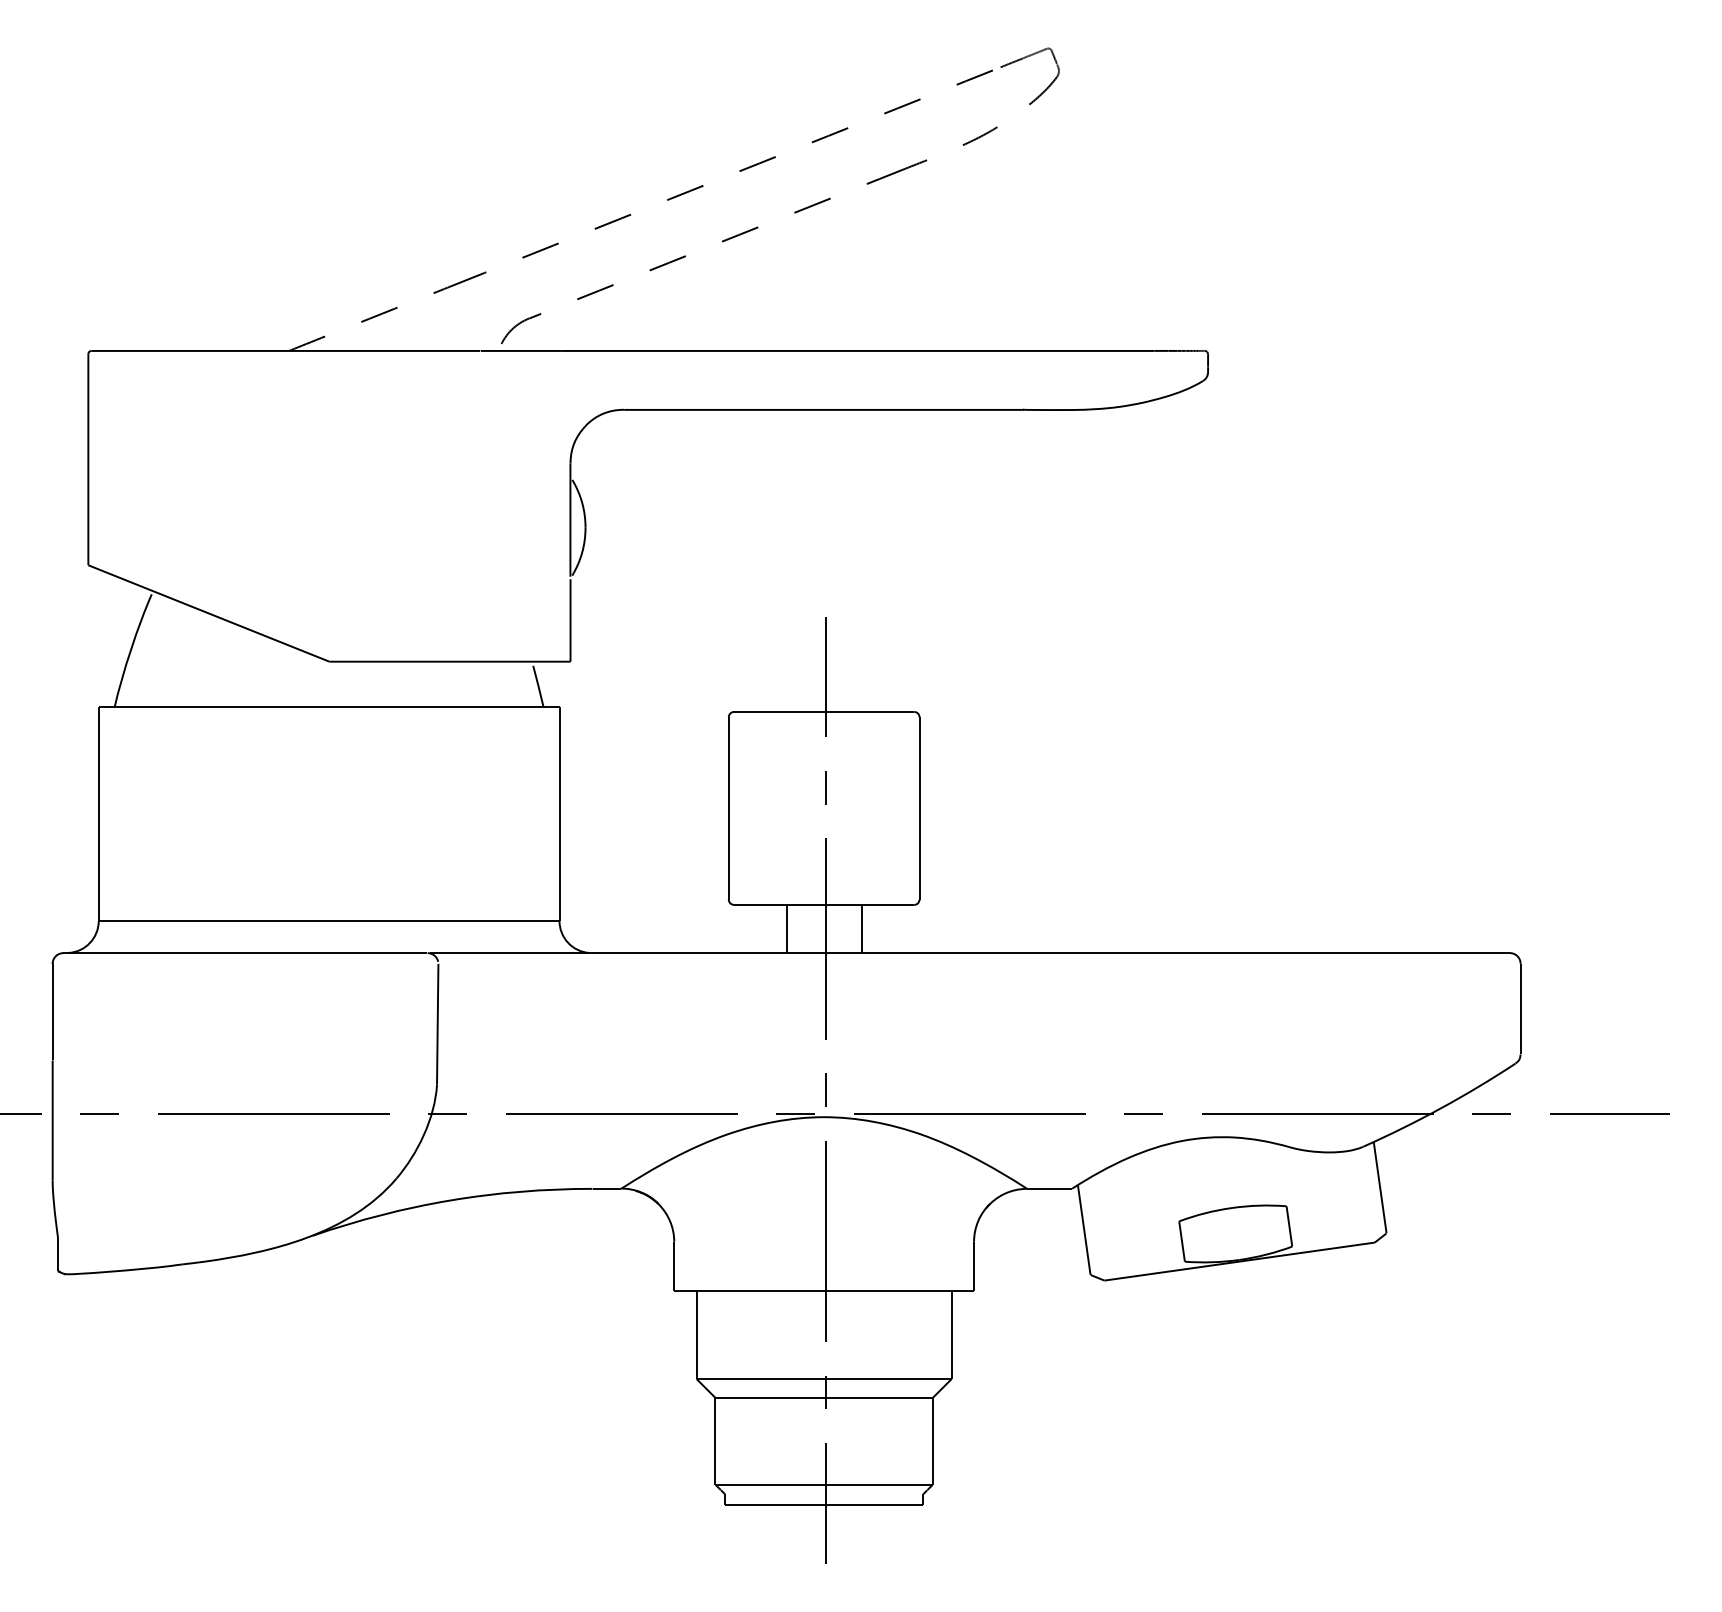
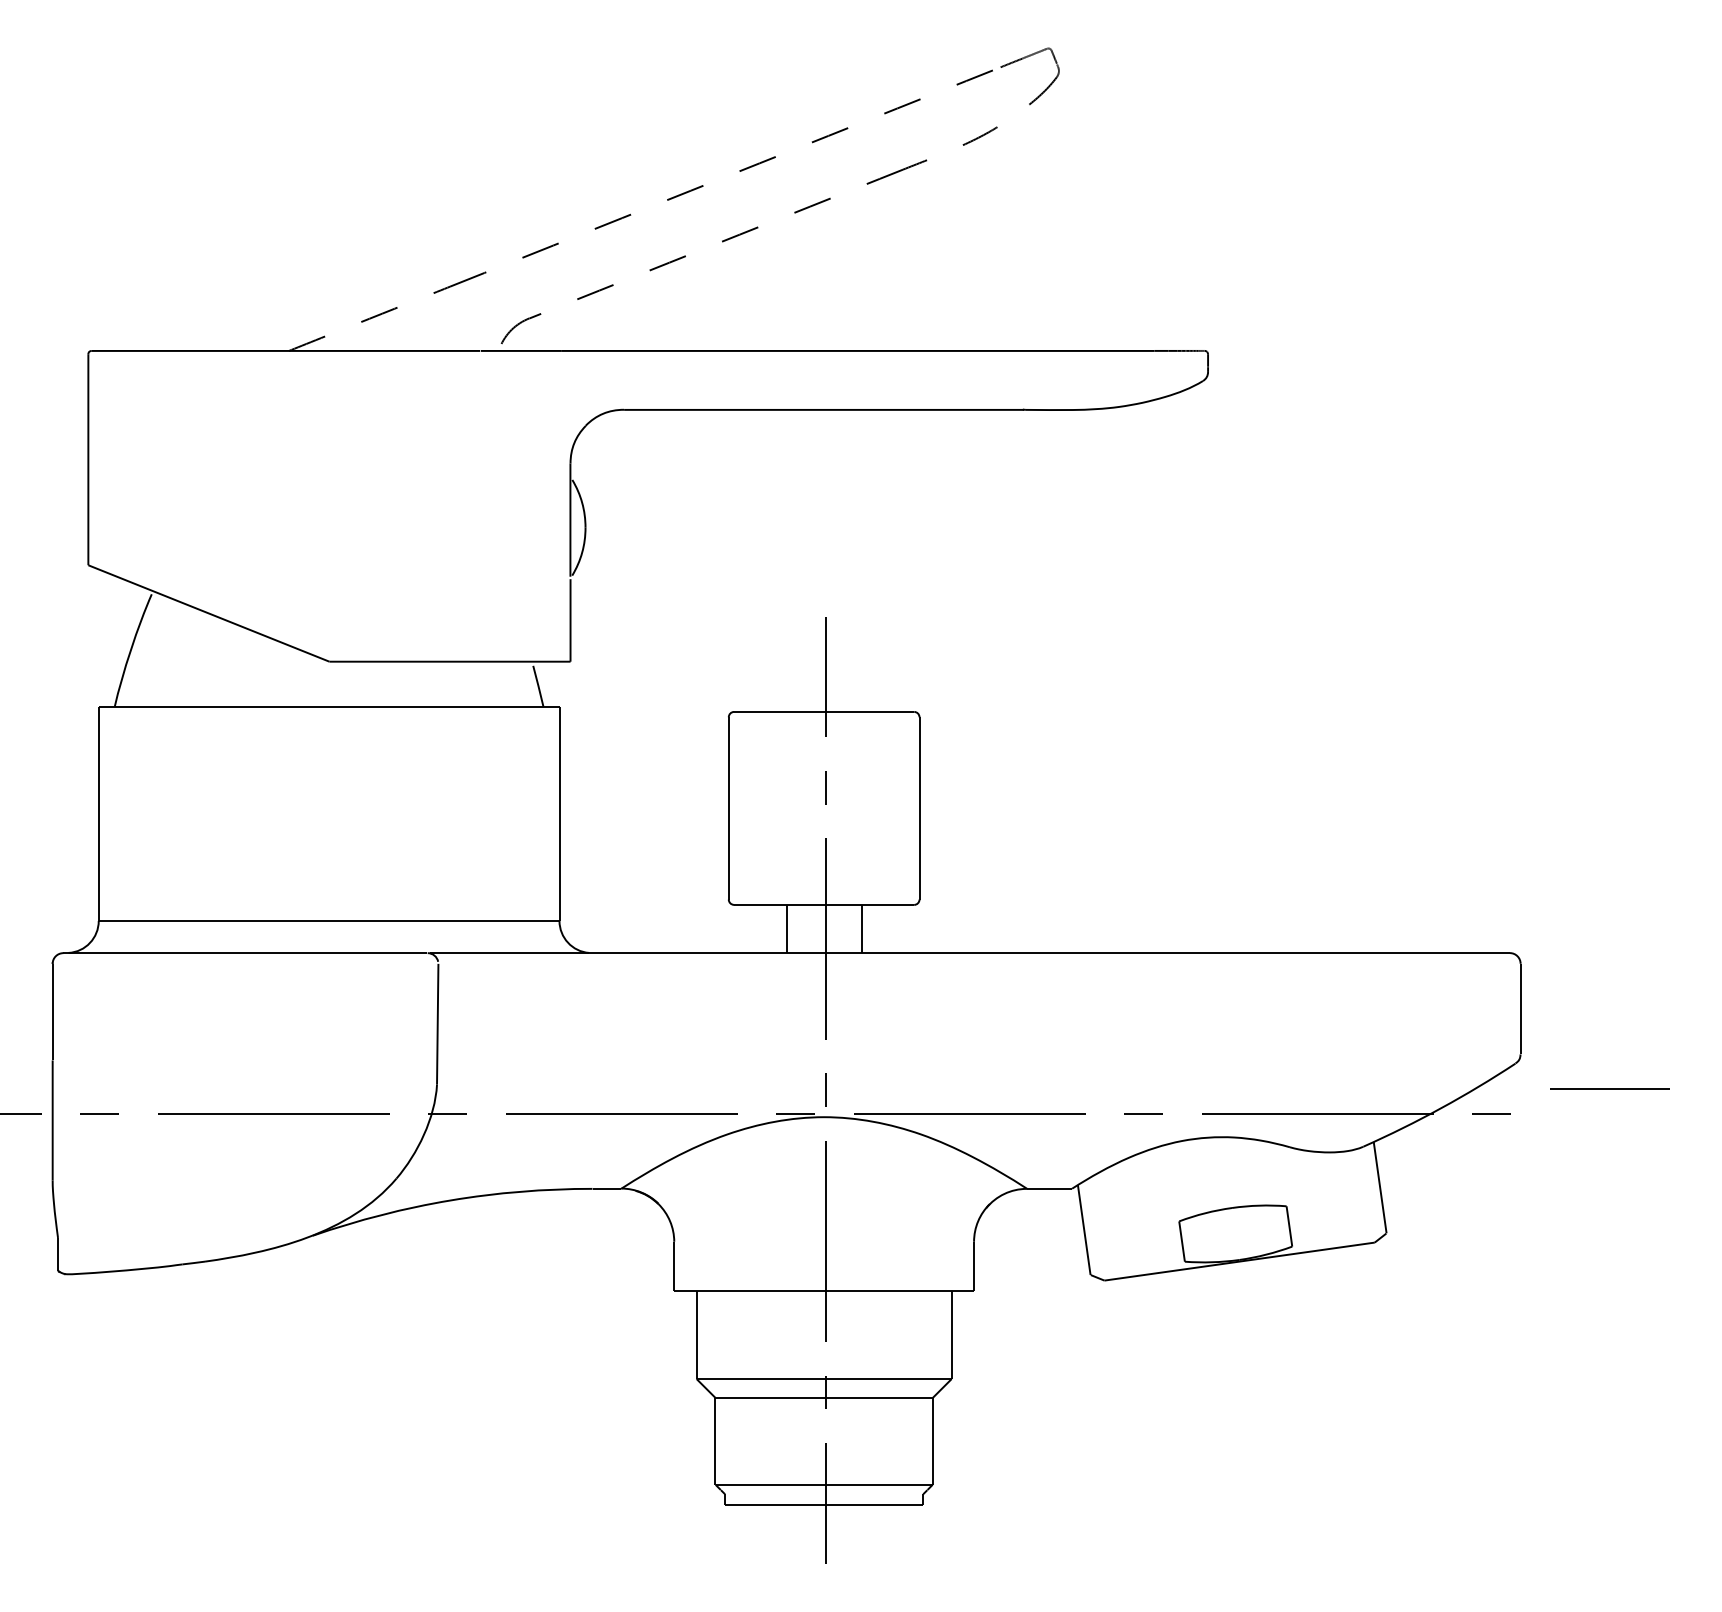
line position: (1609, 1113) -> (1609, 1088) (1609, 1088)
